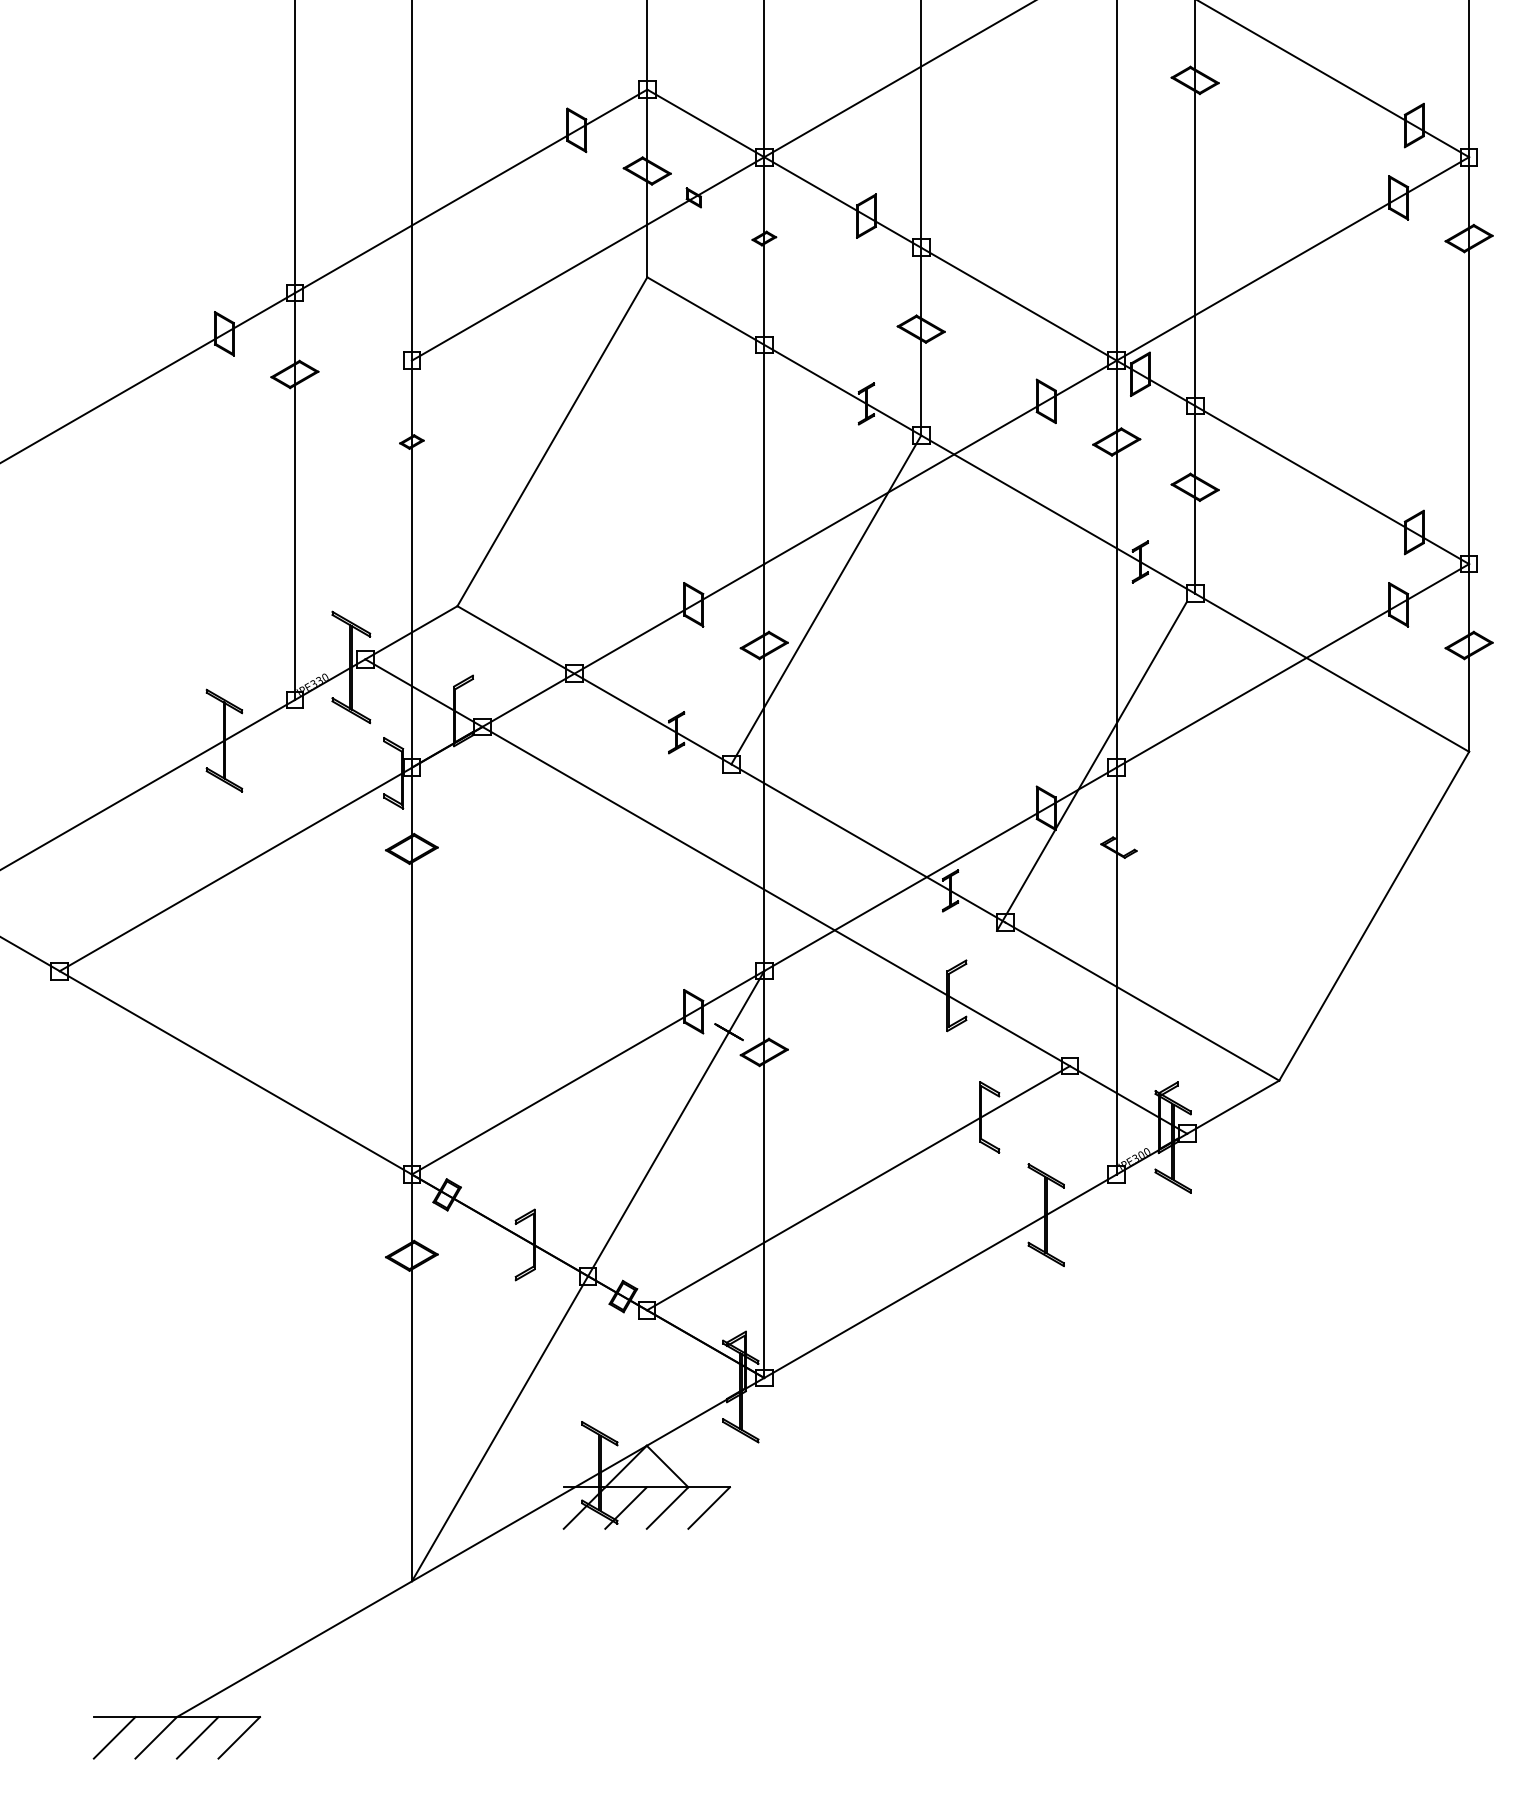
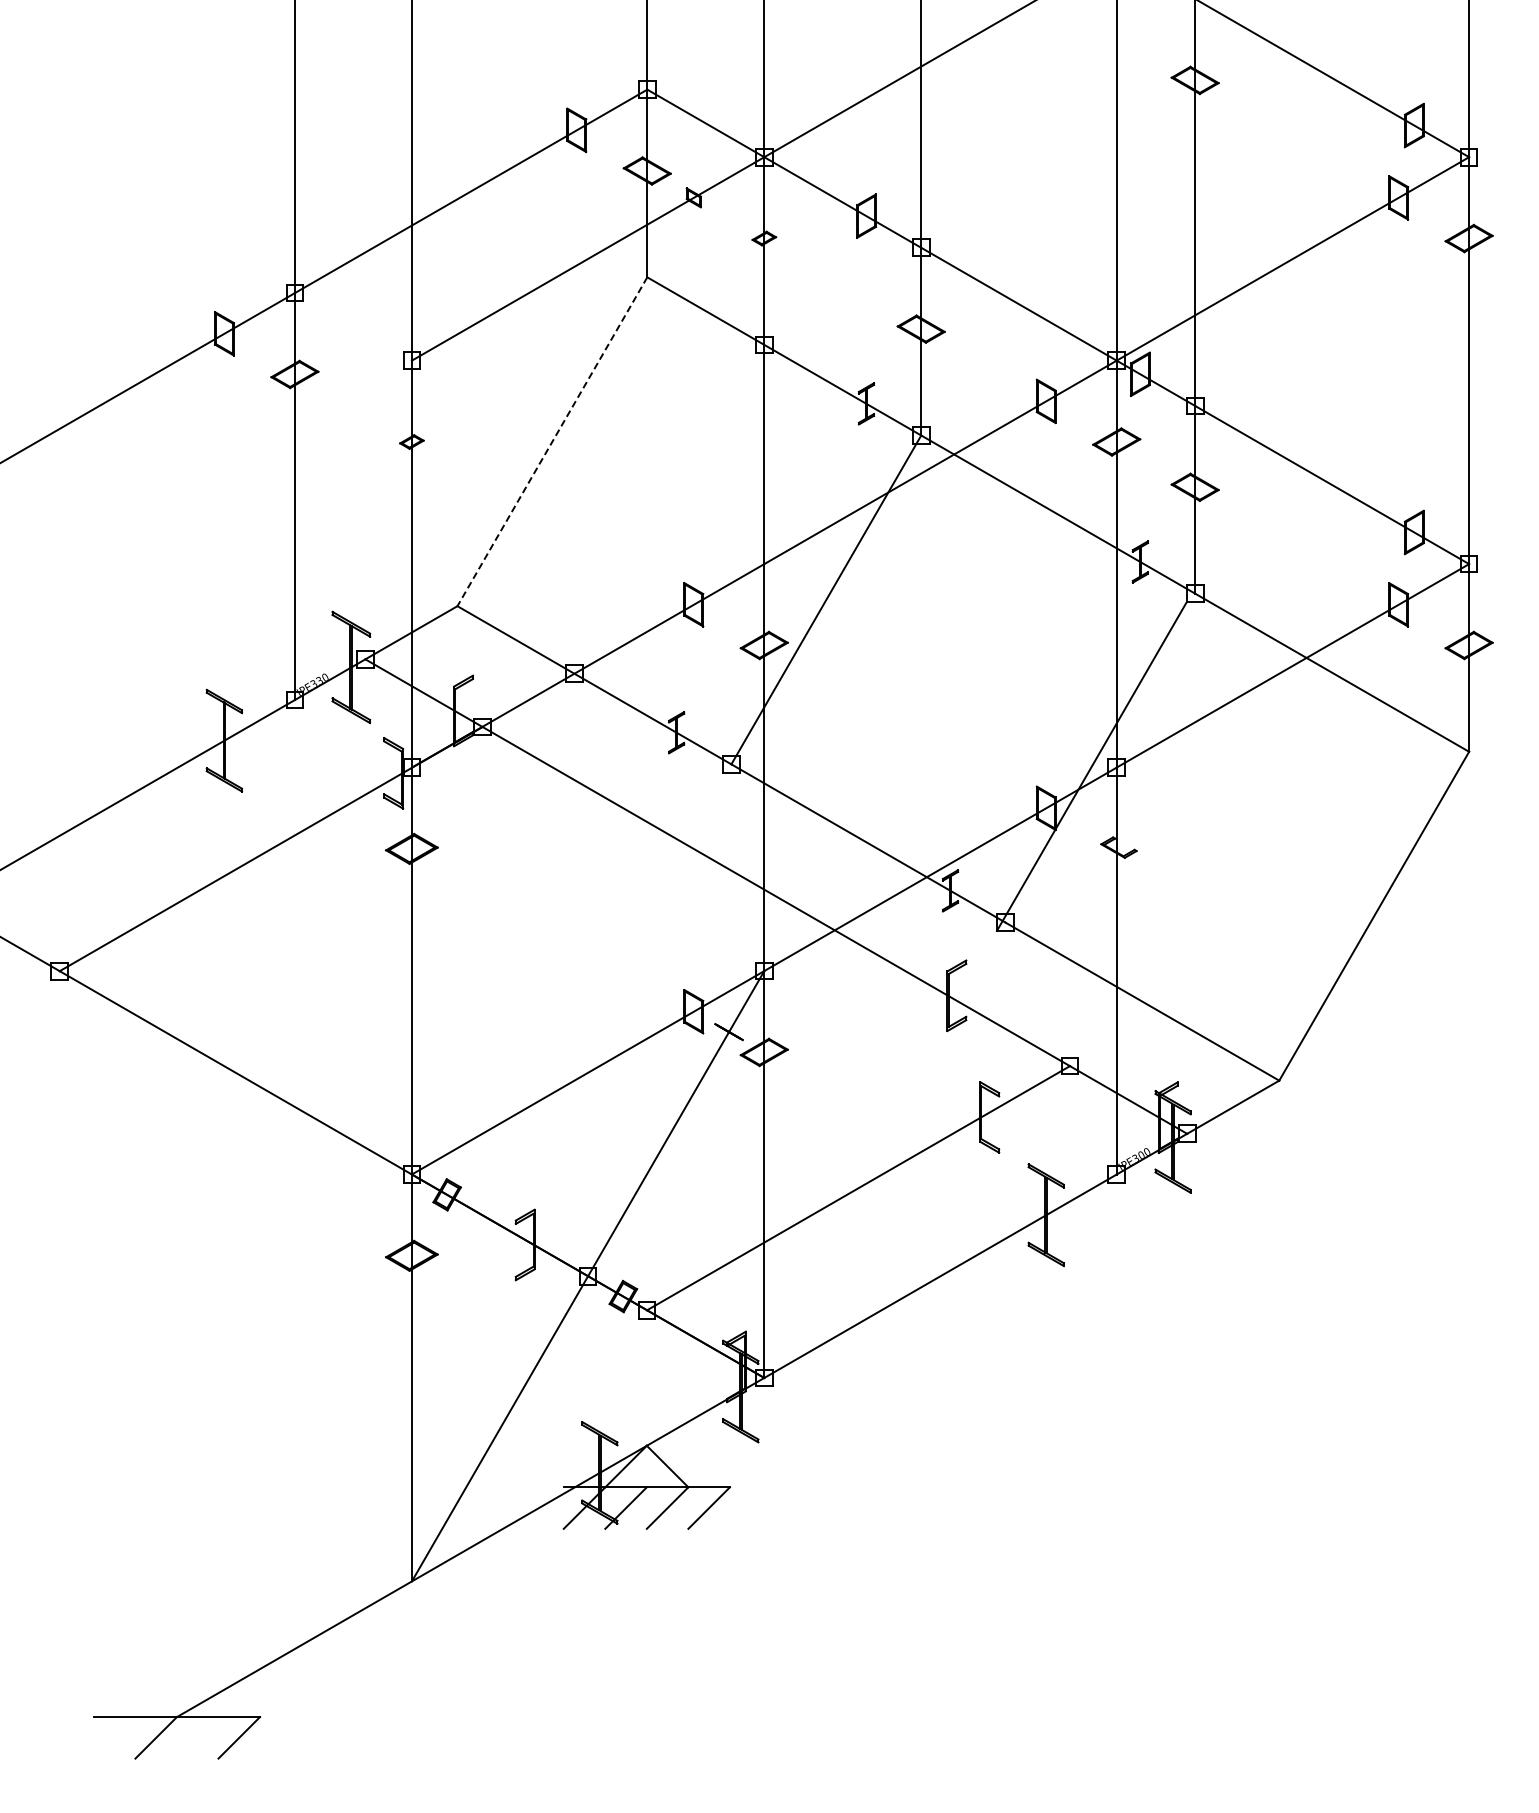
line: solid -> dashed (552, 441)
line: present -> none (114, 1737)
line: present -> none (197, 1737)
